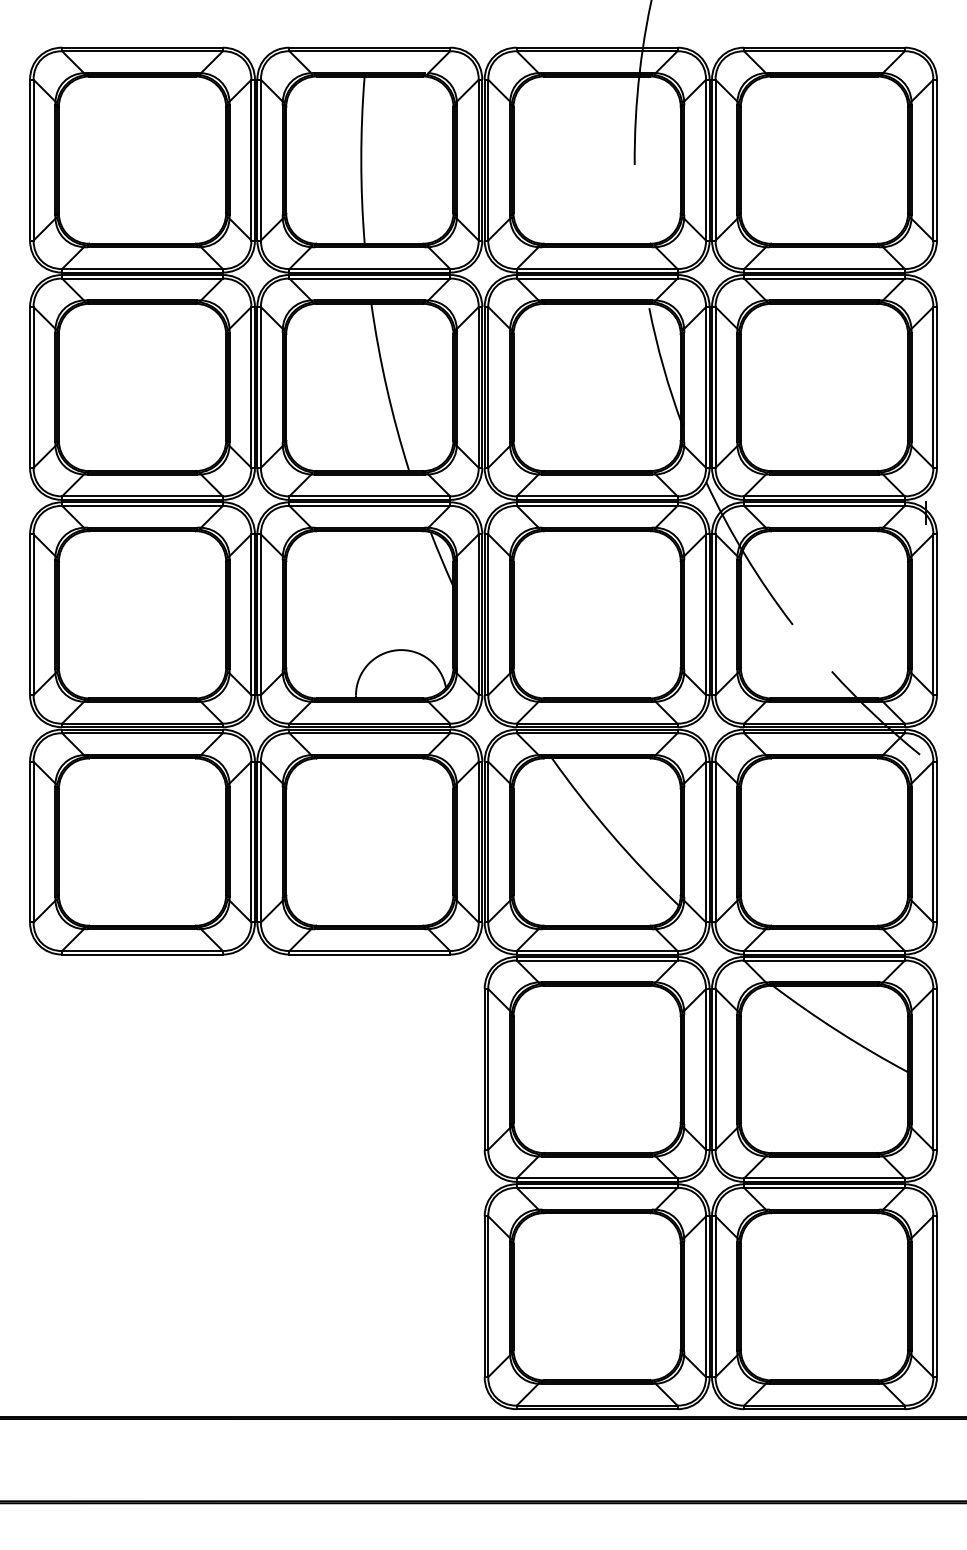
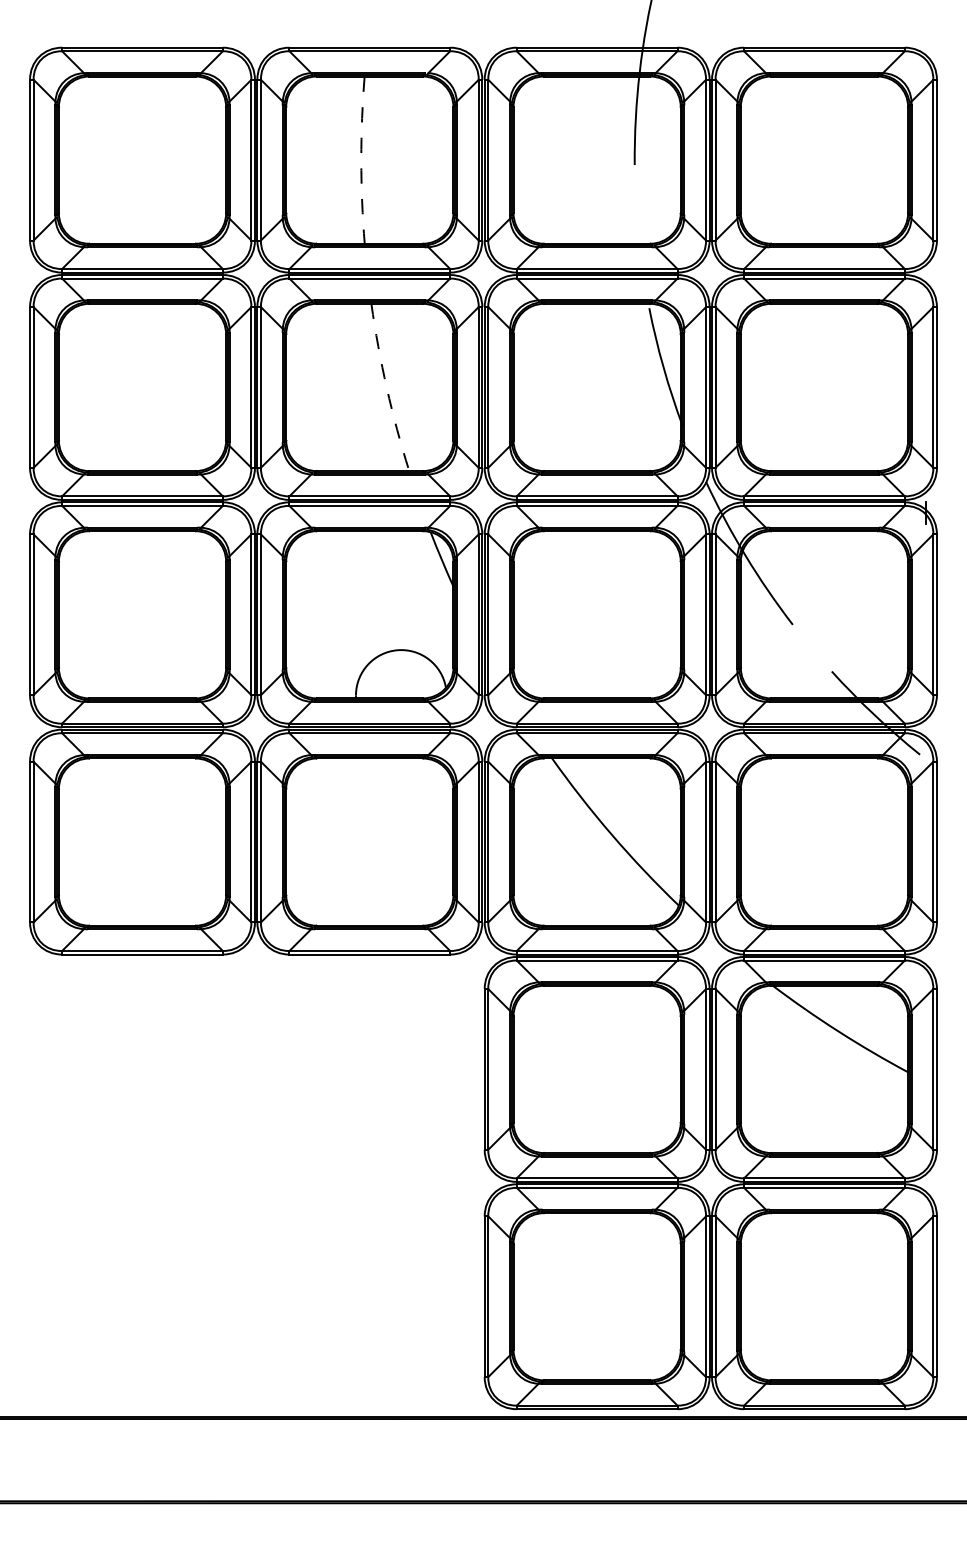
arc: solid -> dashed (361, 160)
arc: solid -> dashed (386, 388)
